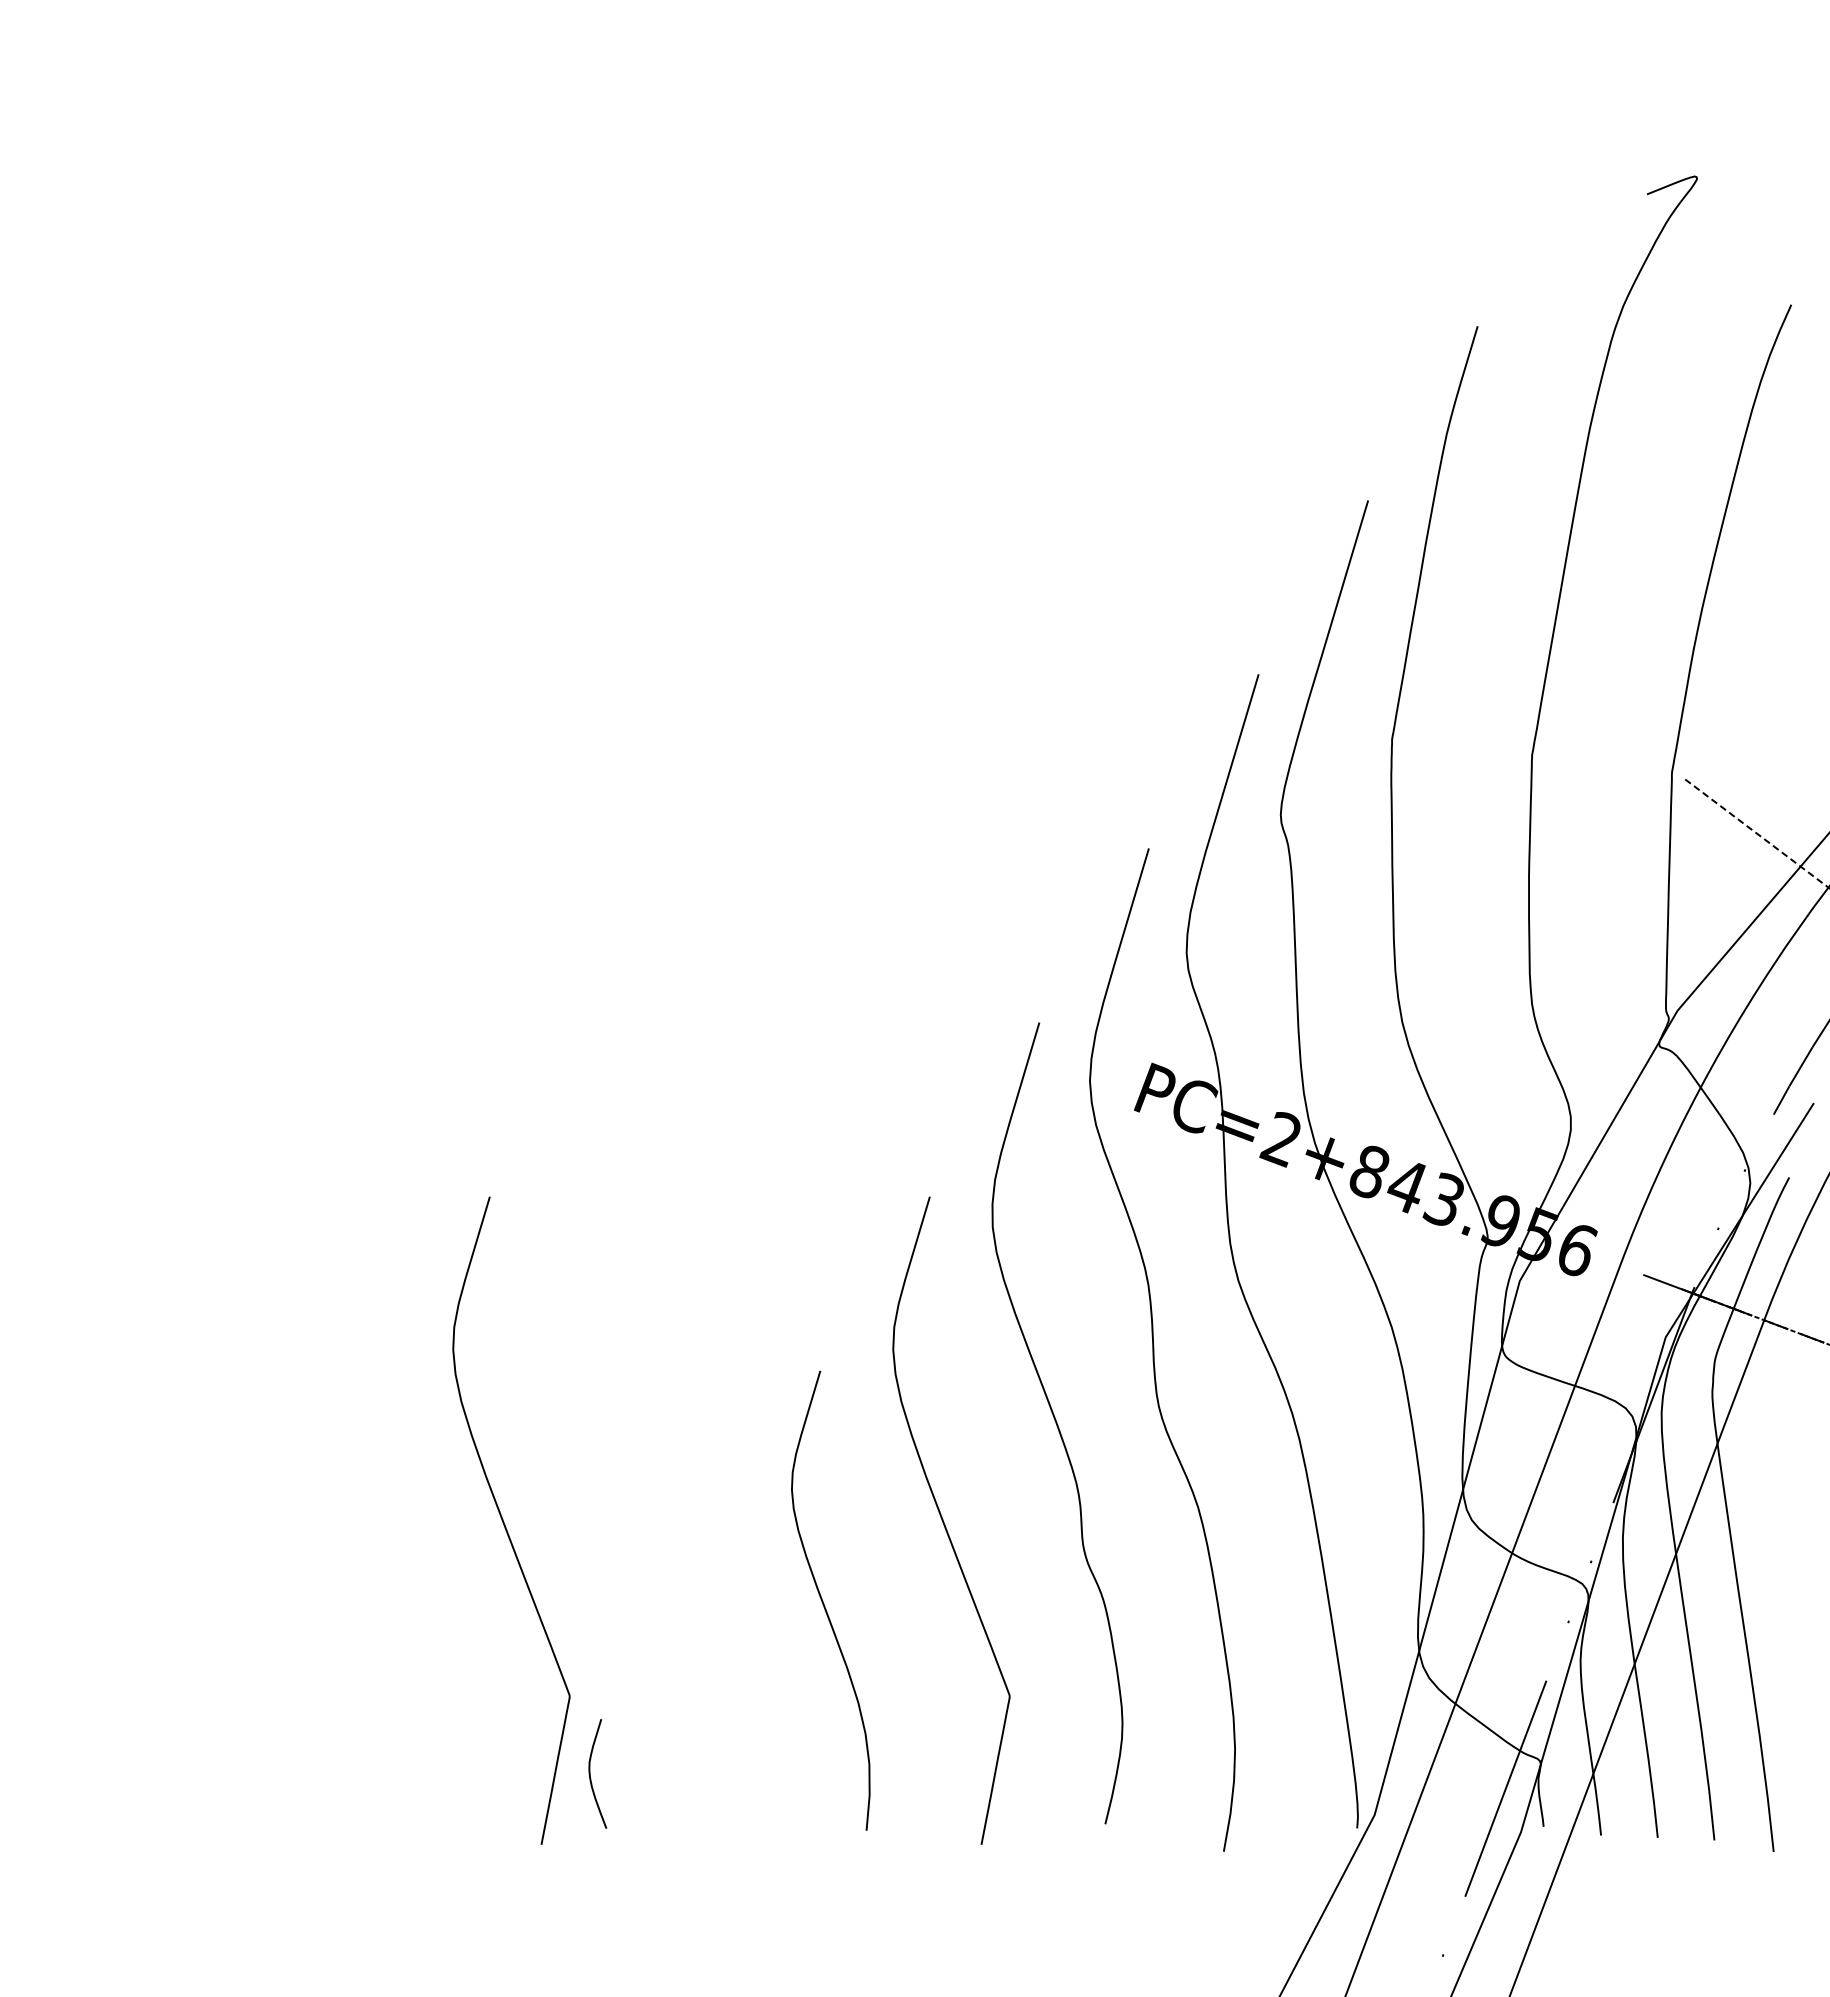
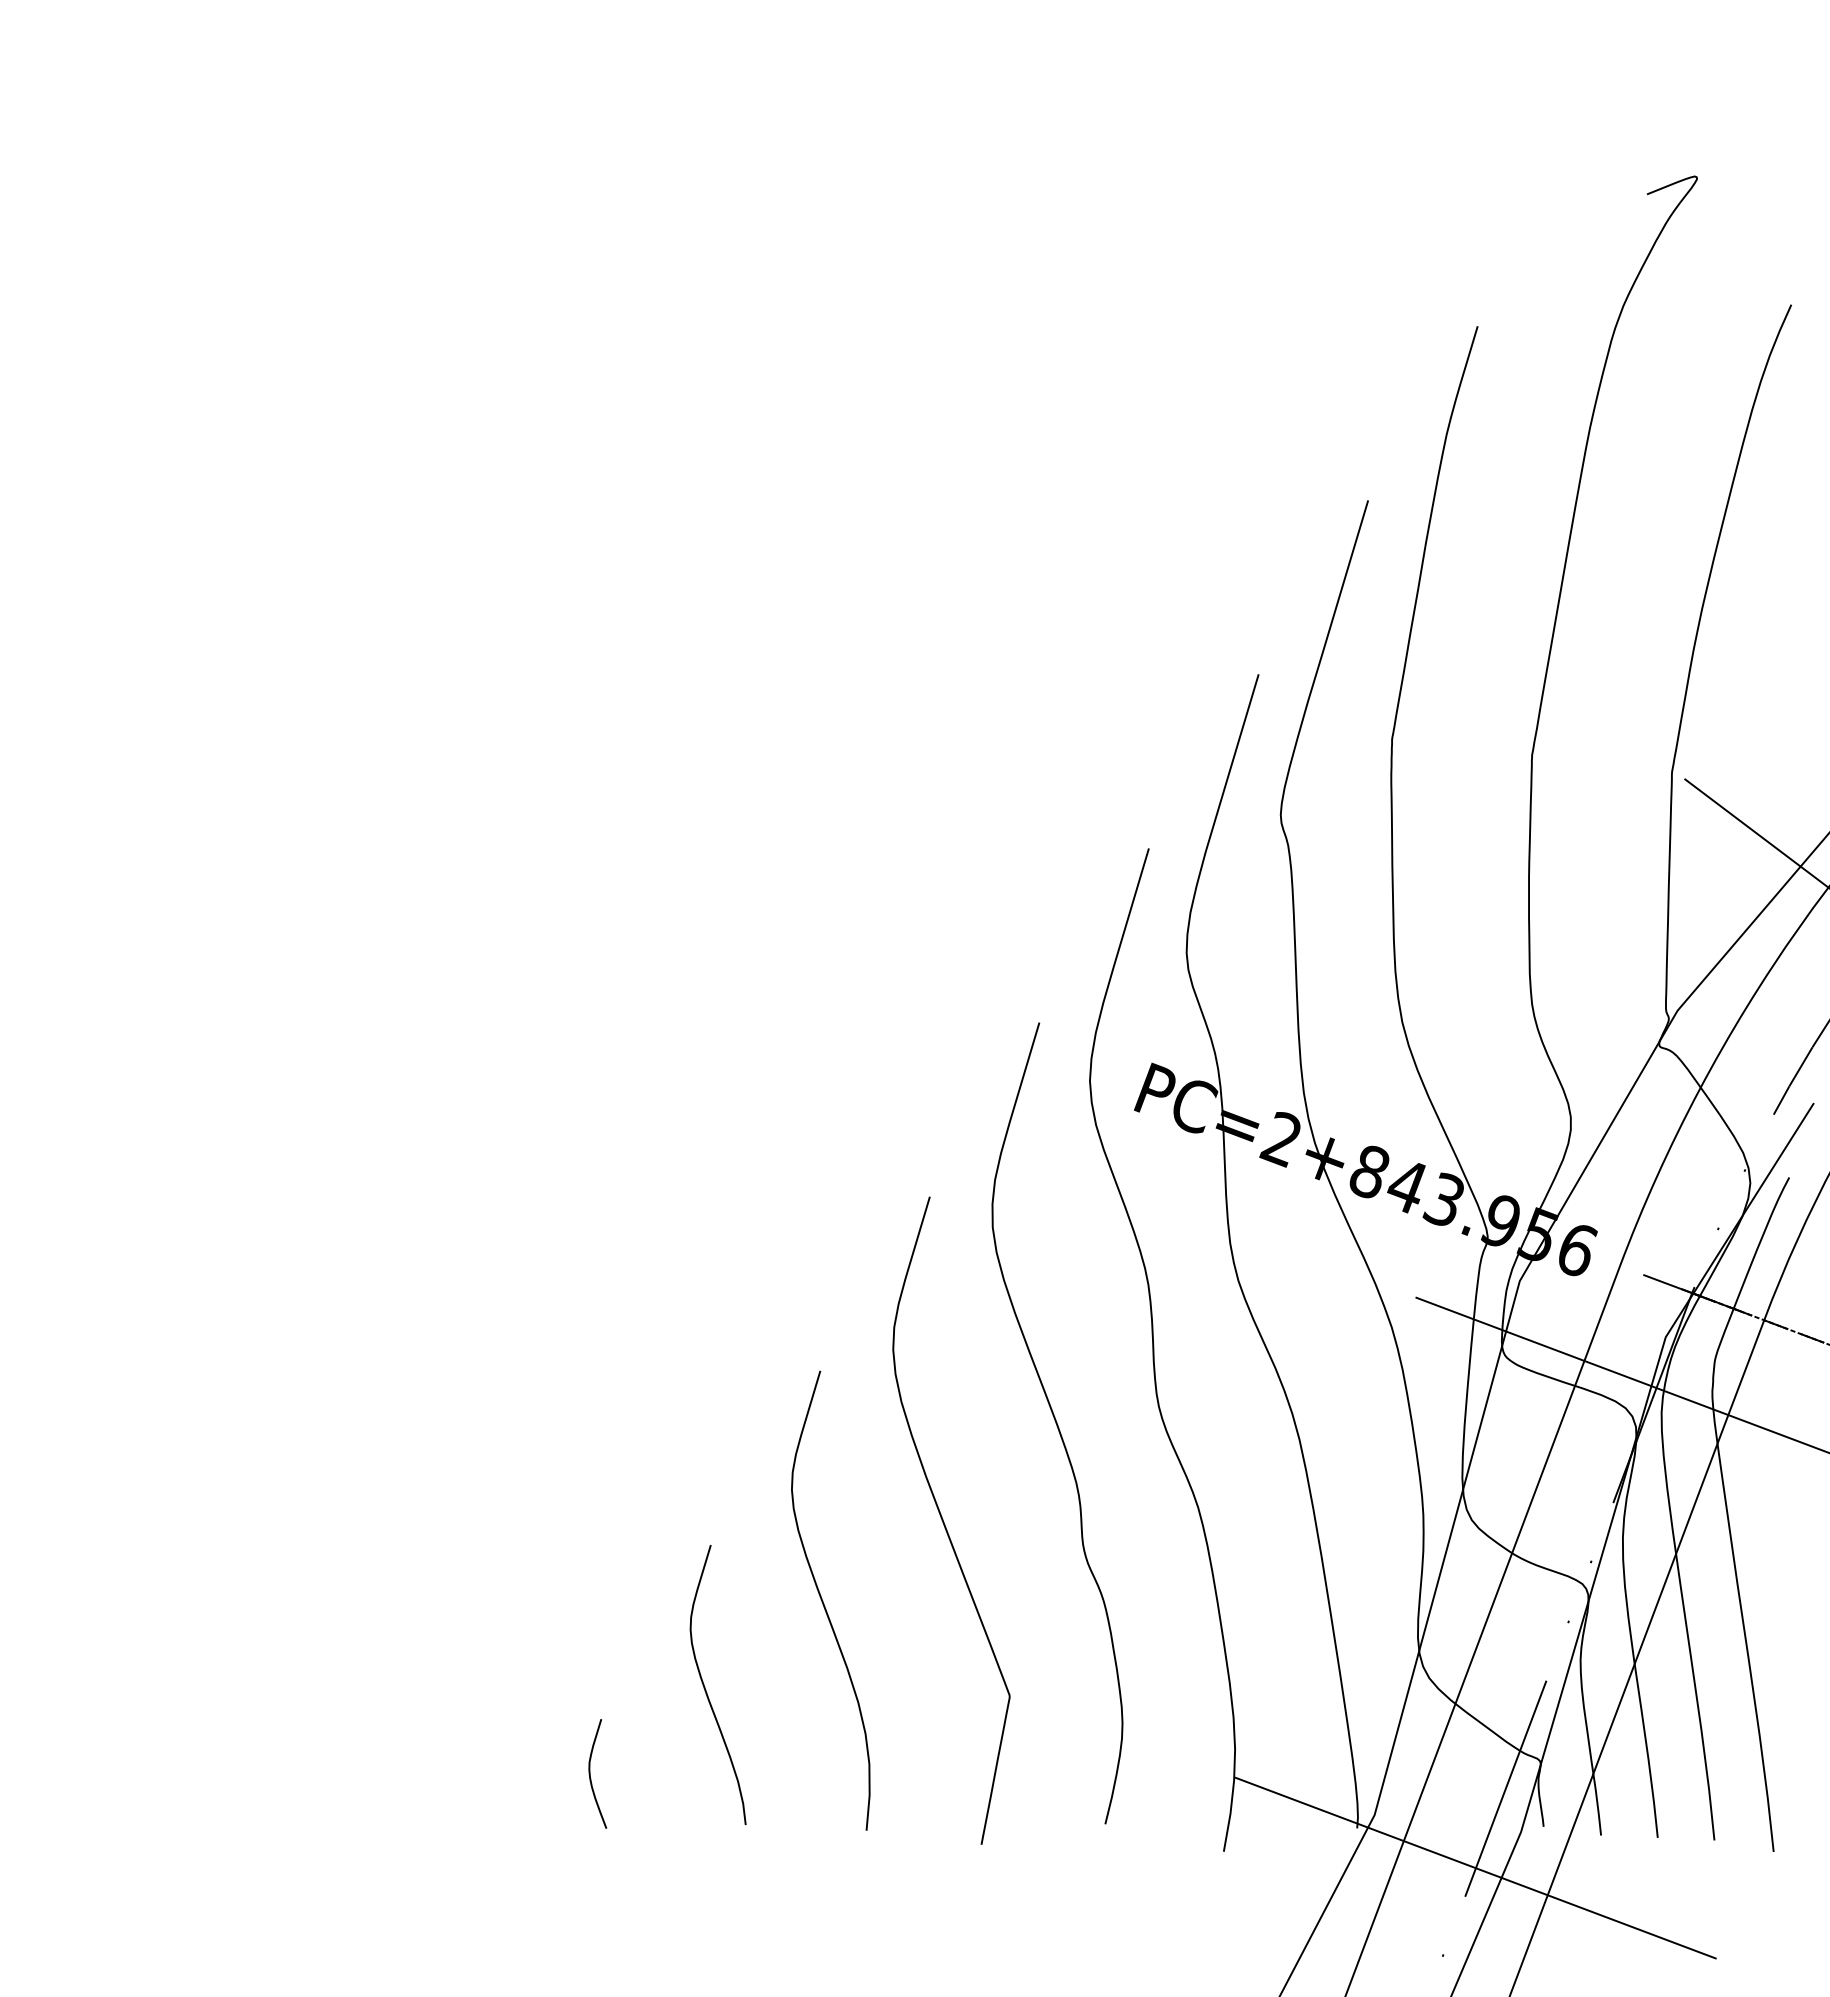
line: dashed -> solid (1757, 834)
line: none -> present (1621, 1374)
curve: present -> none (504, 1521)
curve: none -> present (706, 1689)
line: none -> present (1475, 1867)
